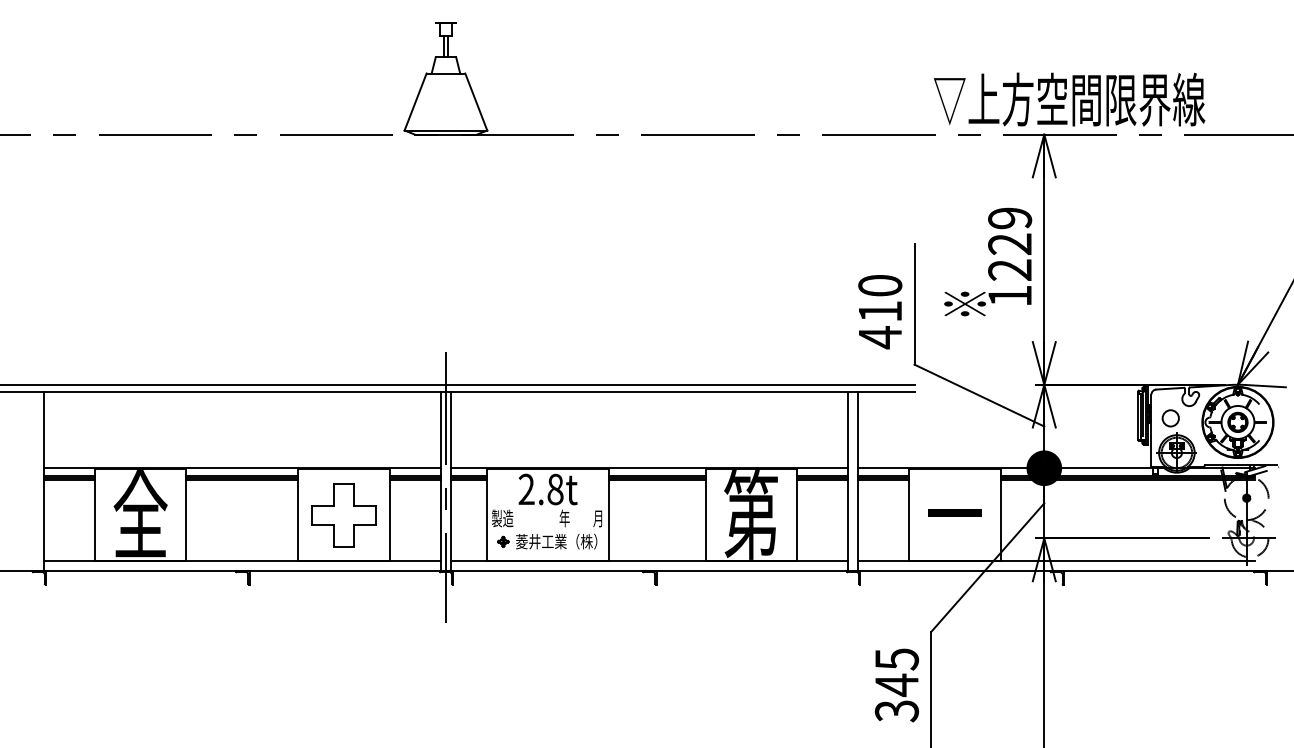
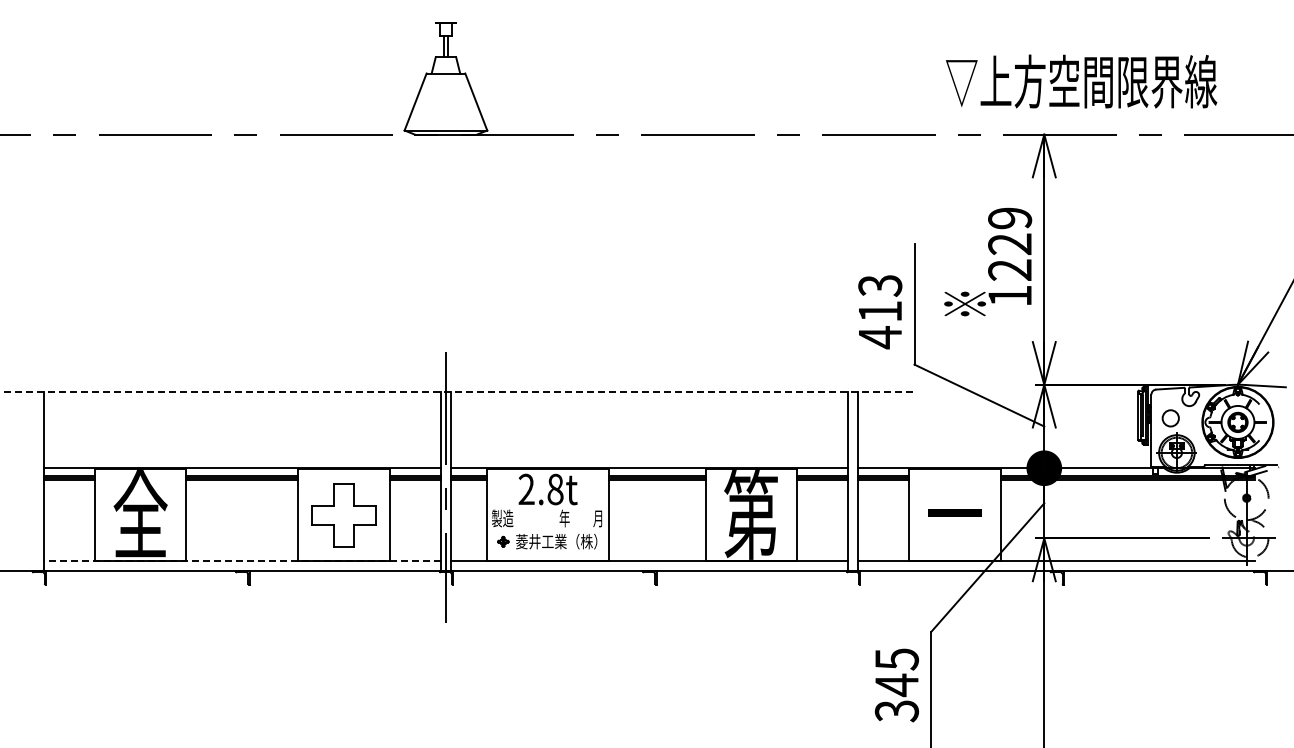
text position: (1069, 99) -> (1081, 81) (1081, 81)
text: 410 -> 413 (880, 285)
line: present -> none (458, 384)
line: solid -> dashed (457, 391)
line: solid -> dashed (241, 561)
